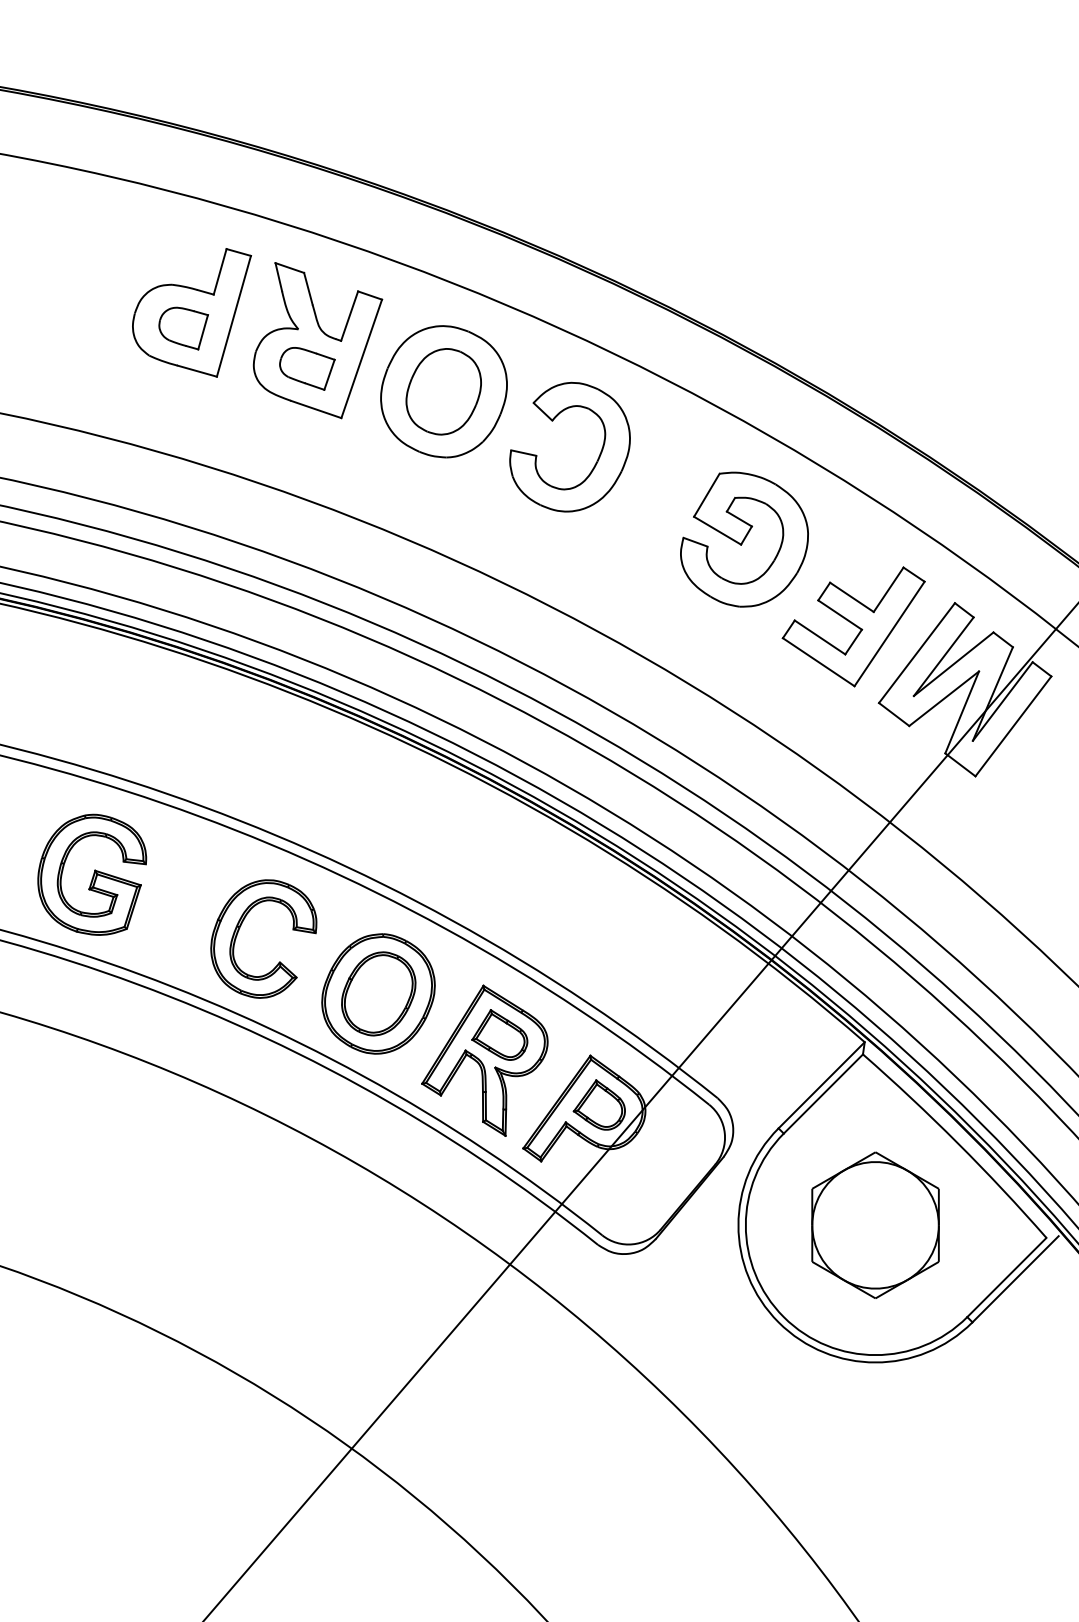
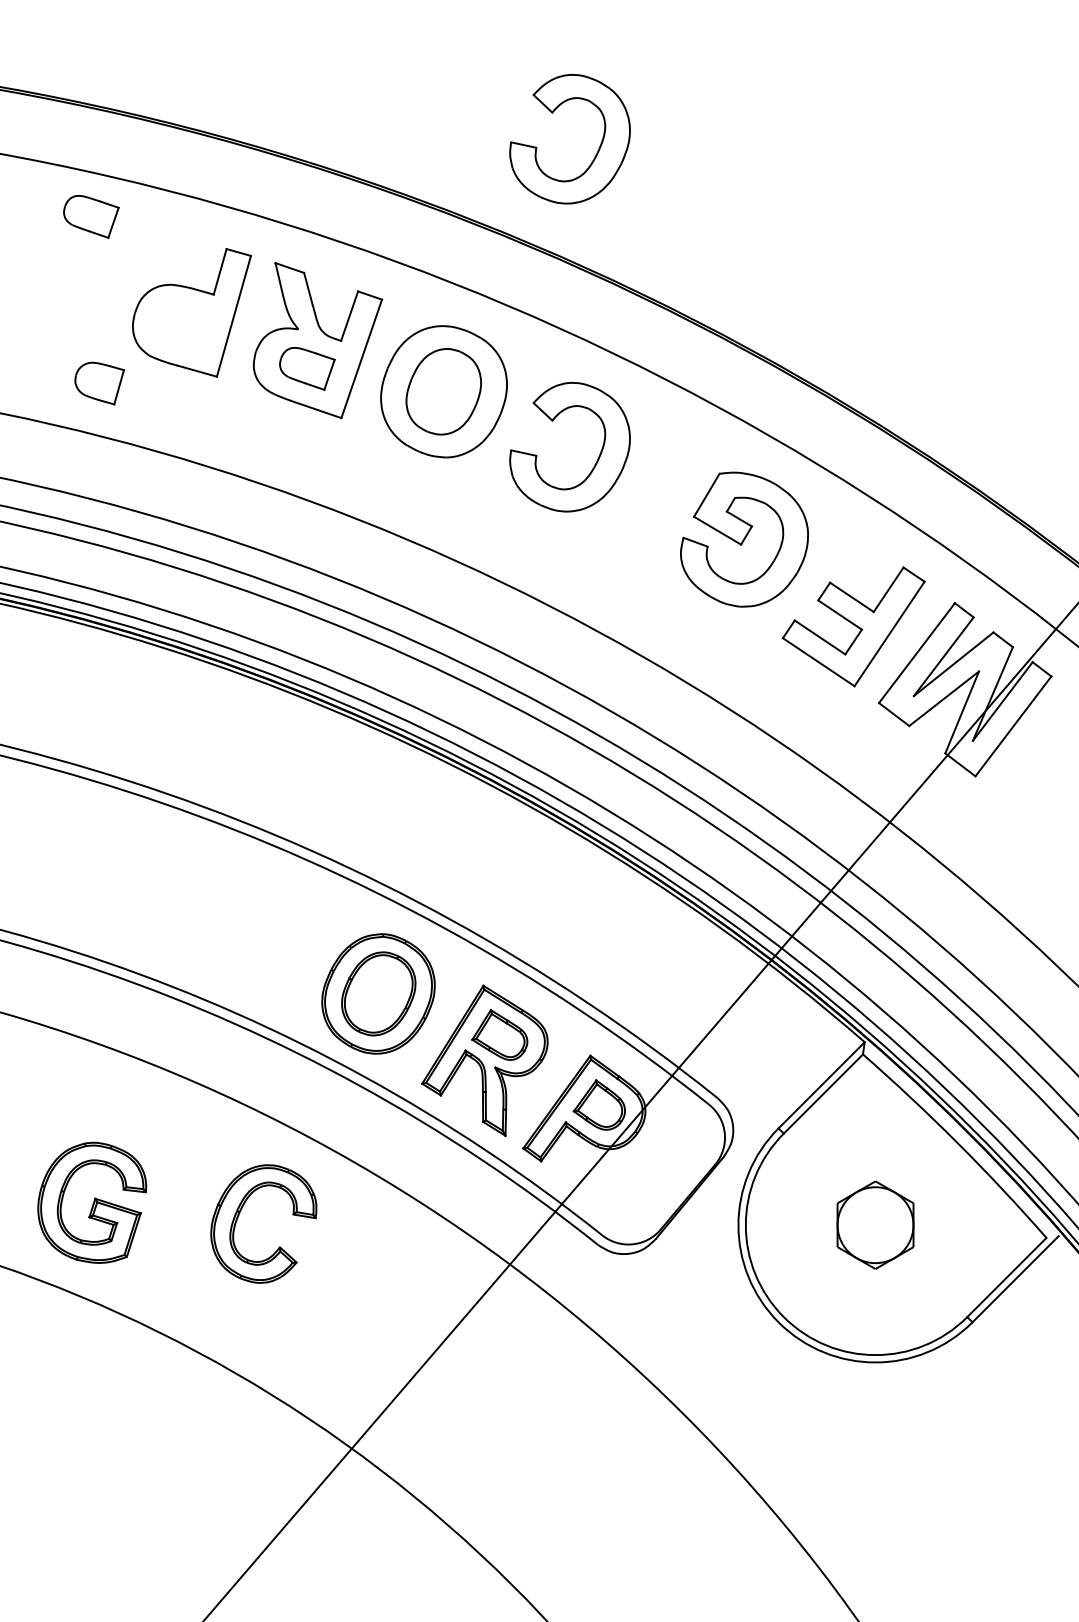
part: none -> present (552, 113)
part: none -> present (91, 216)
part position: (183, 328) -> (99, 383) (99, 383)
part position: (92, 874) -> (92, 1202) (92, 1202)
part position: (240, 928) -> (240, 1213) (240, 1213)
part size: 129x148 px -> 79x90 px (875, 1224)
